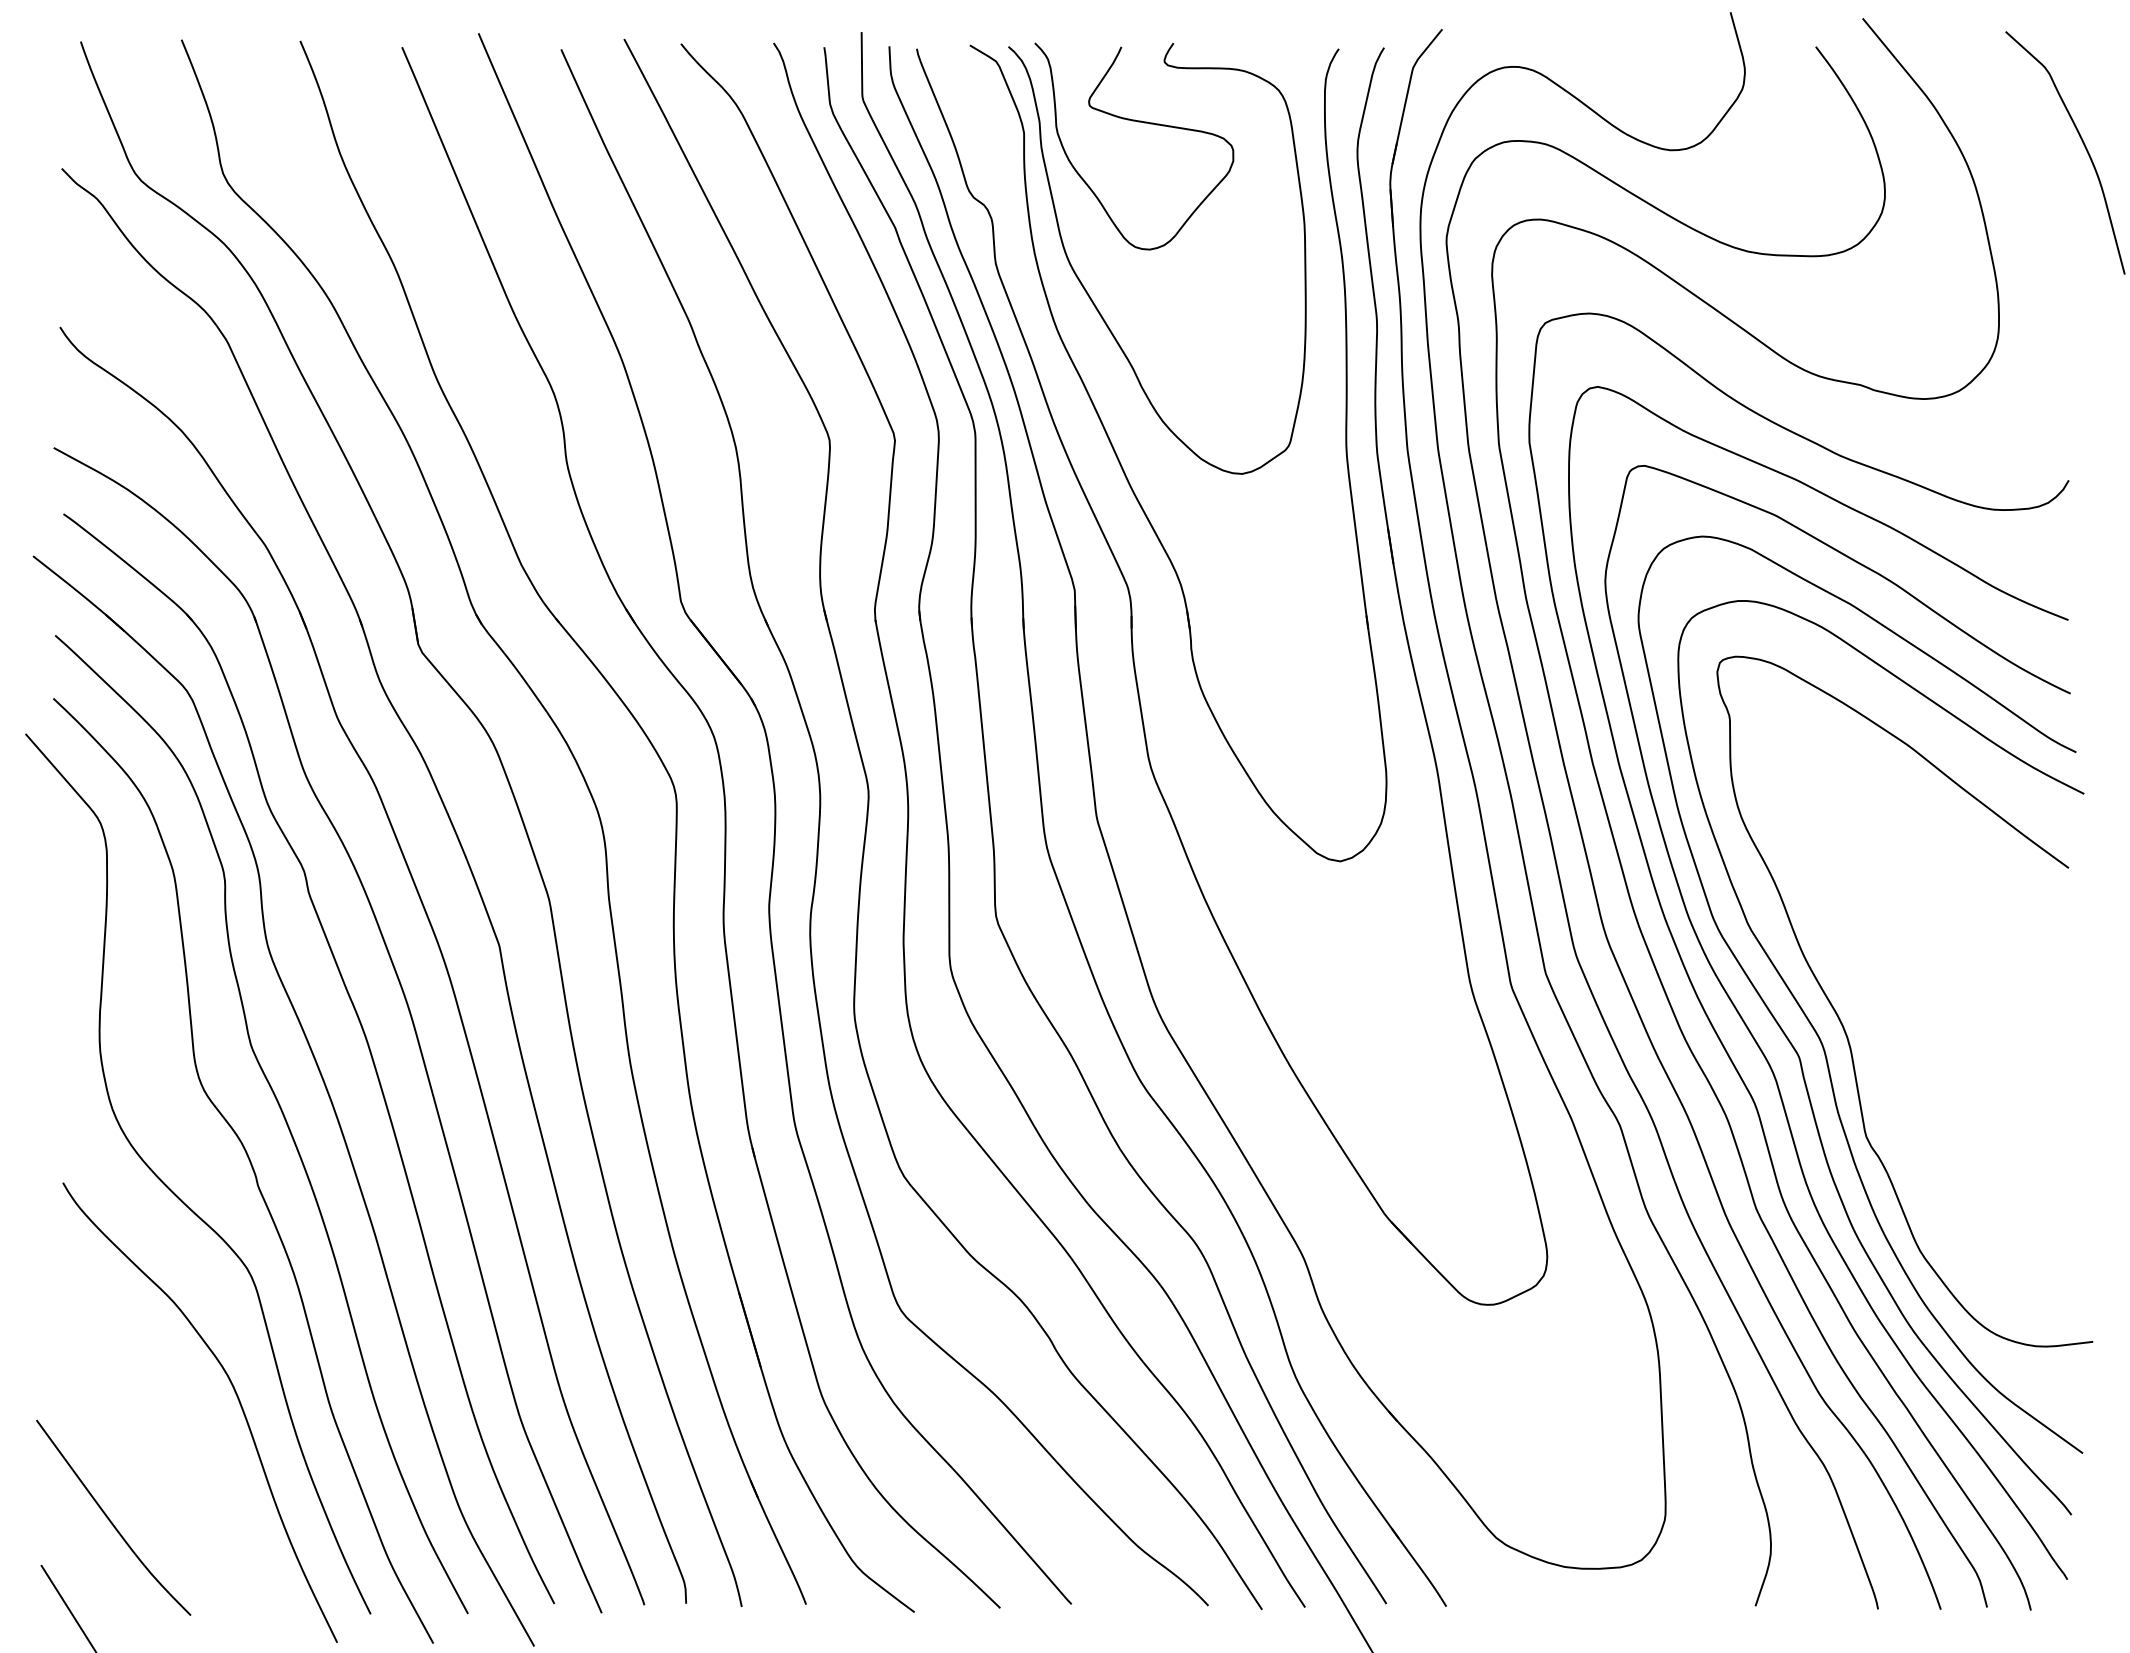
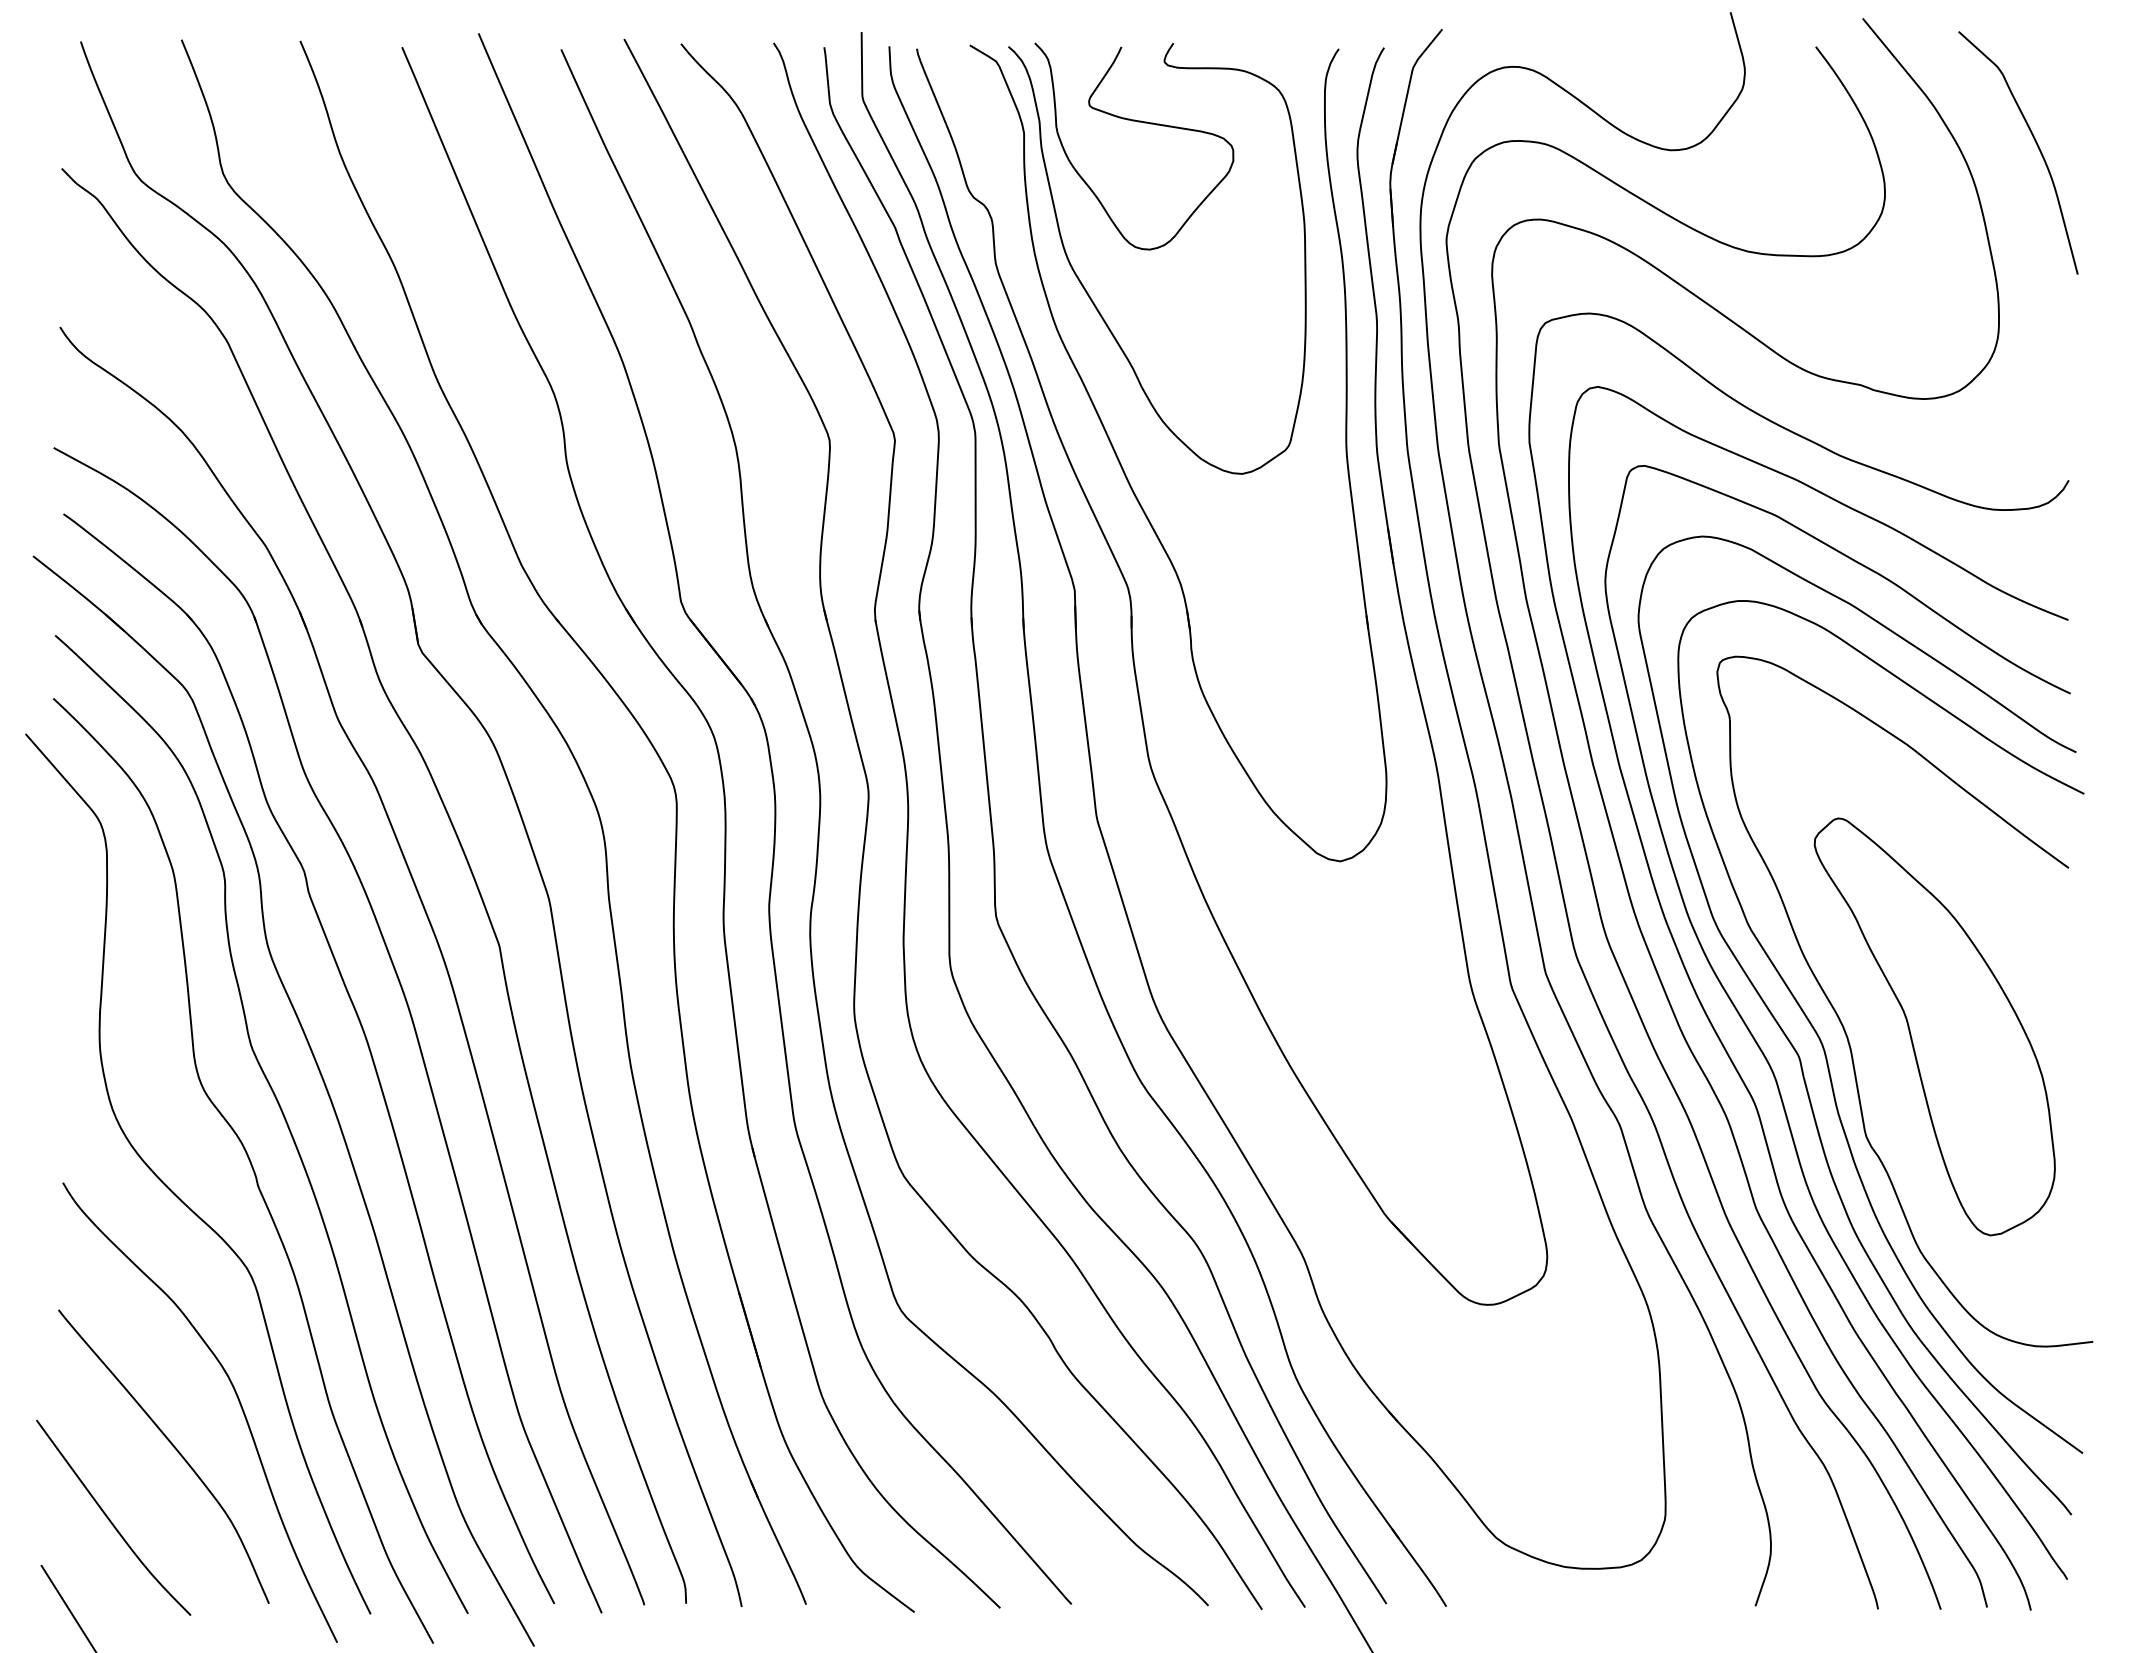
curve position: (2082, 143) -> (2035, 143) (2035, 143)
part: none -> present (1934, 1026)
curve: none -> present (172, 1446)
